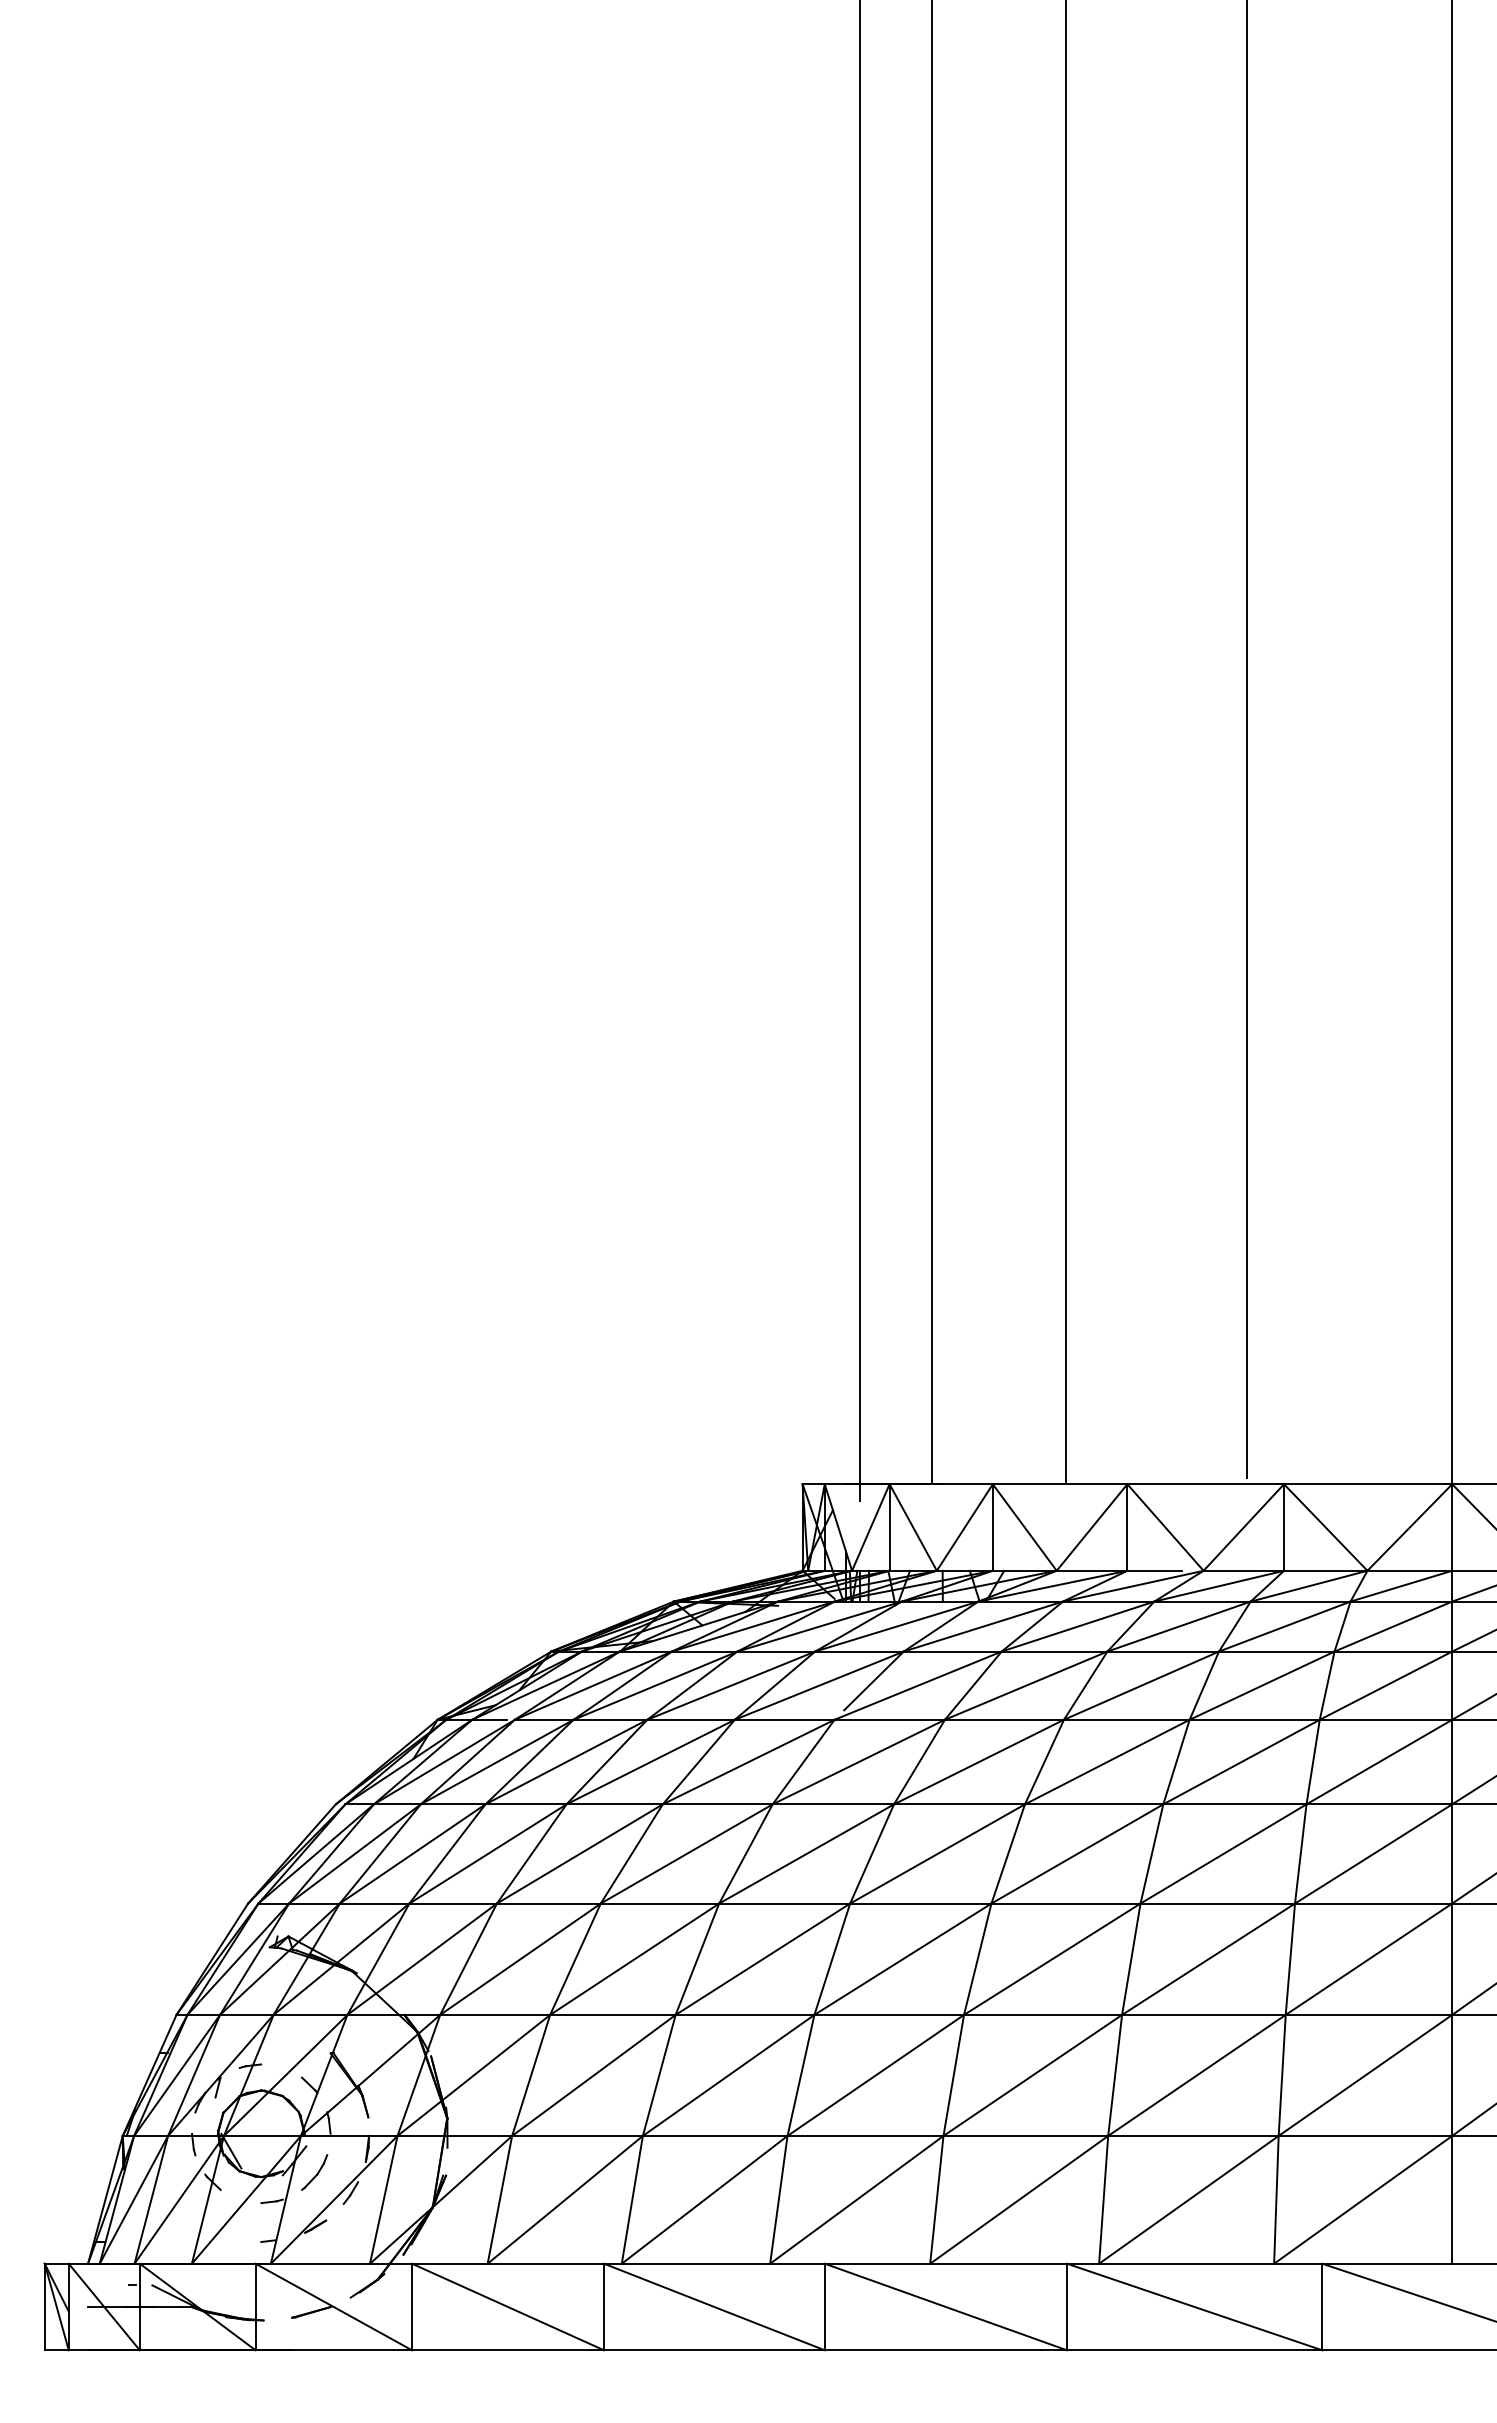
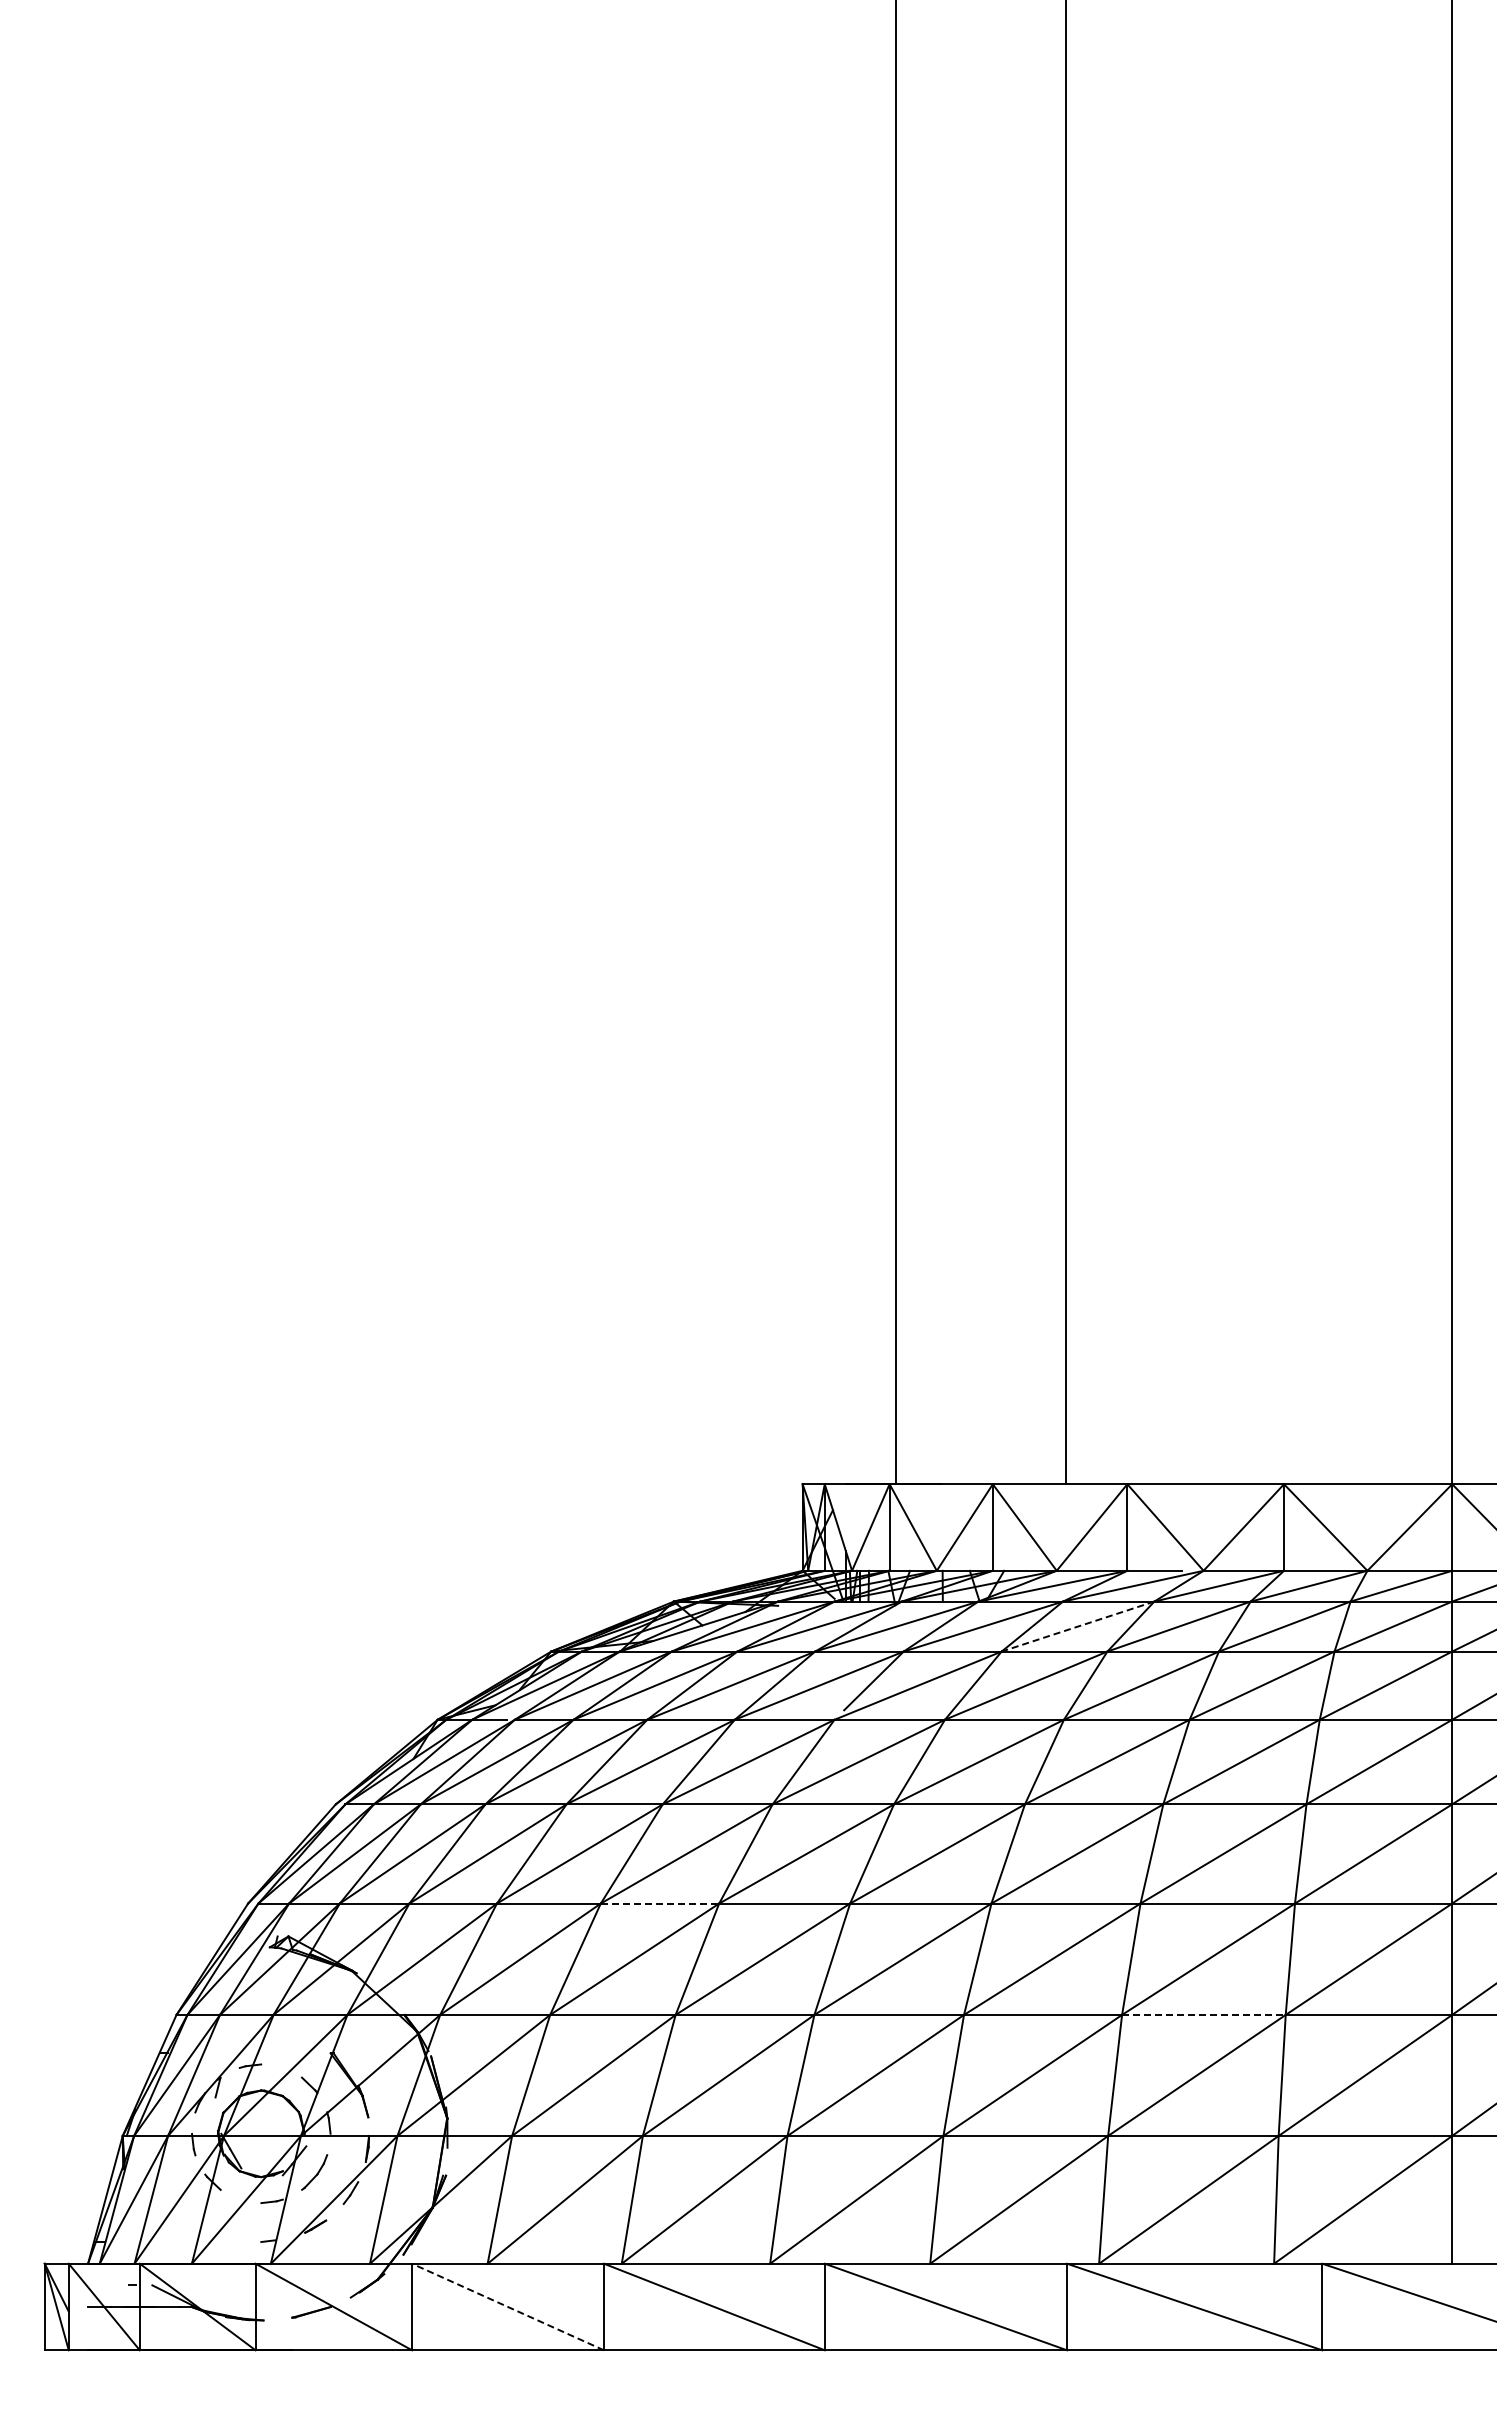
line: present -> none (1246, 740)
line position: (931, 743) -> (895, 743) (895, 743)
line: present -> none (860, 751)
line: solid -> dashed (1077, 1626)
line: solid -> dashed (660, 1903)
line: solid -> dashed (1203, 2014)
line: solid -> dashed (507, 2306)
